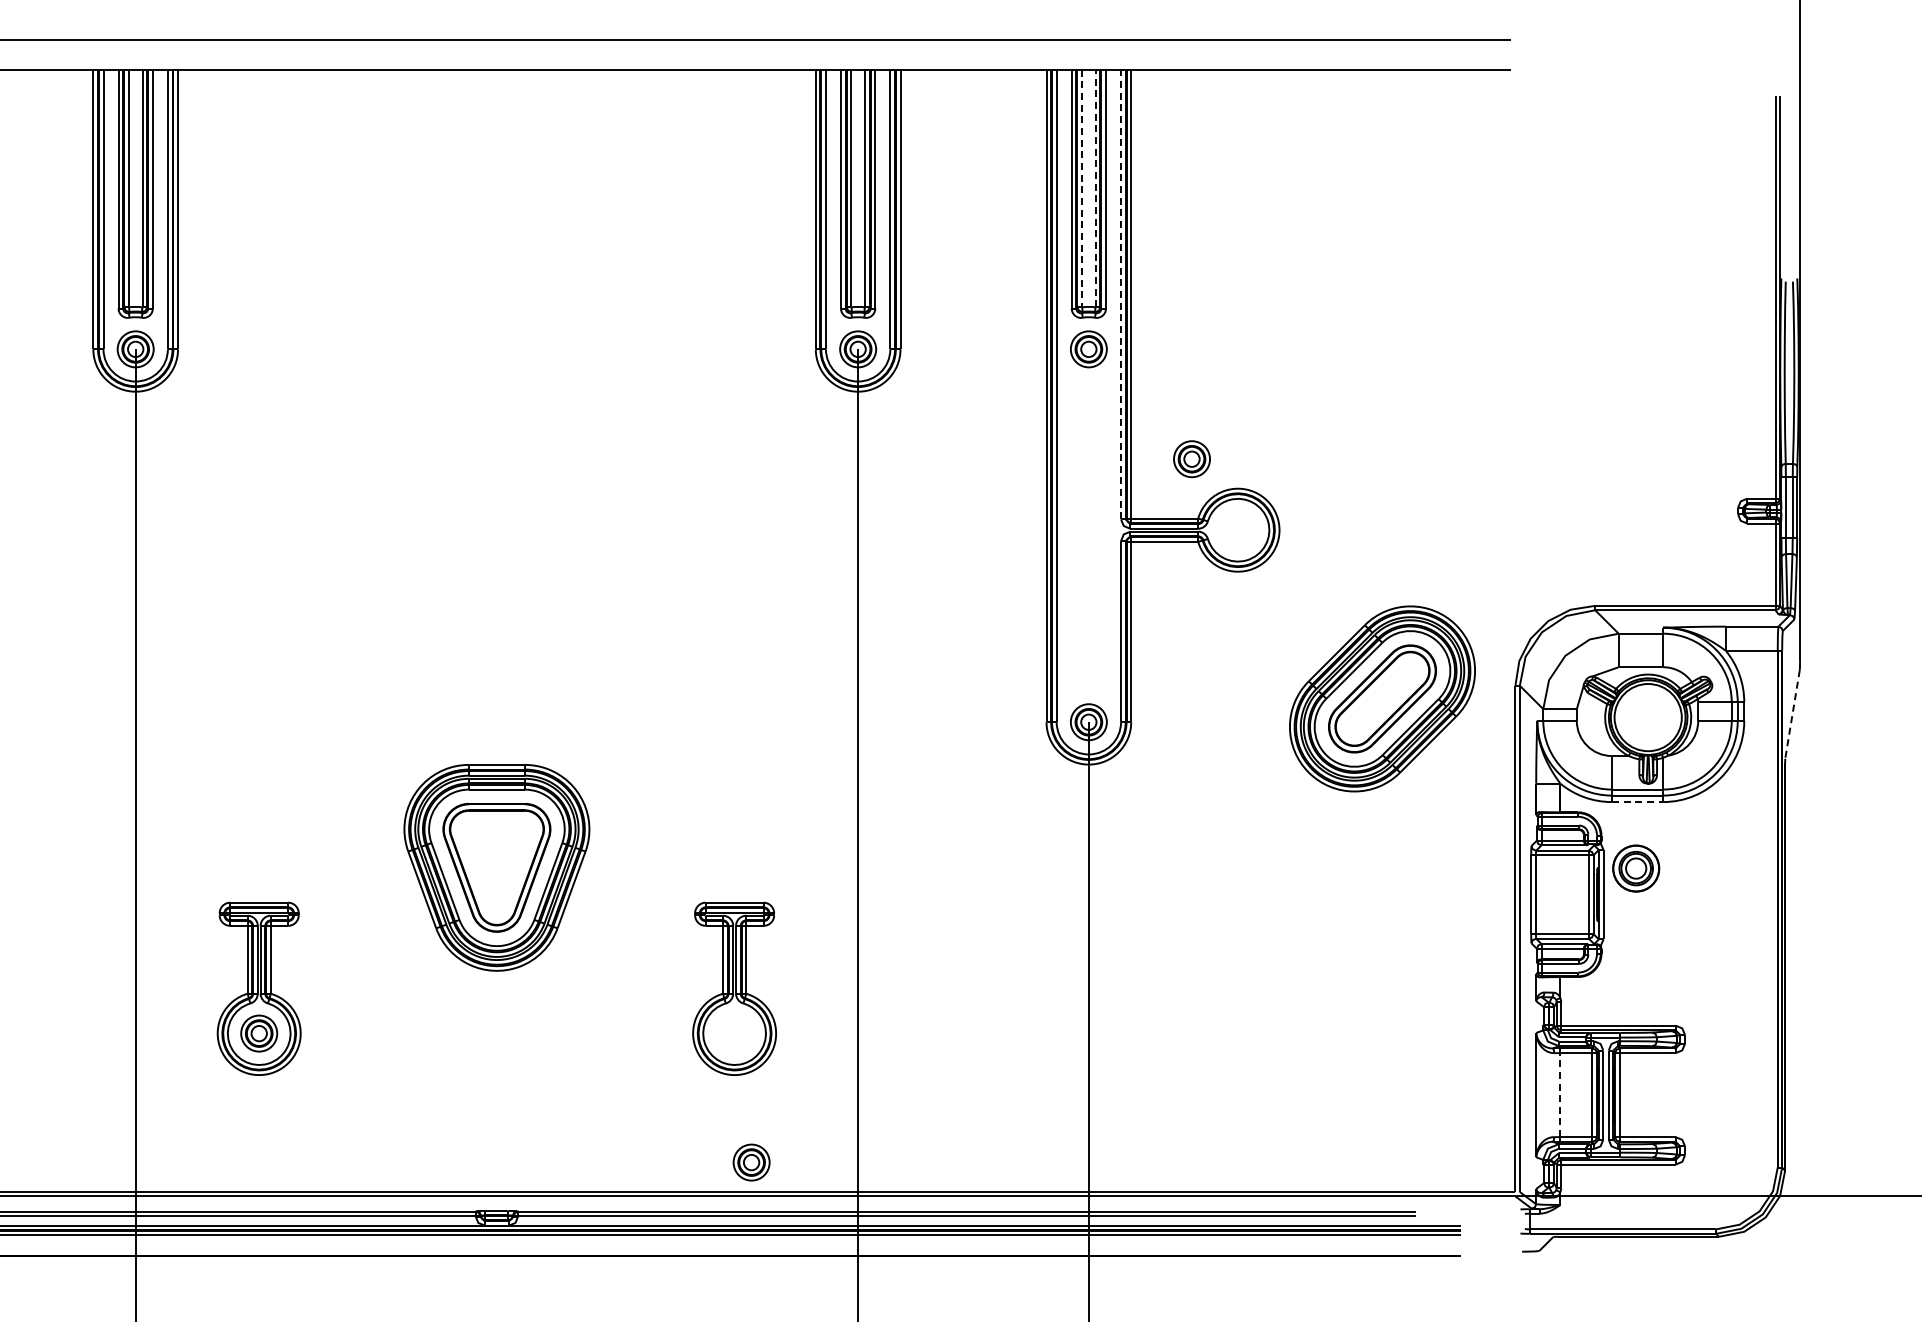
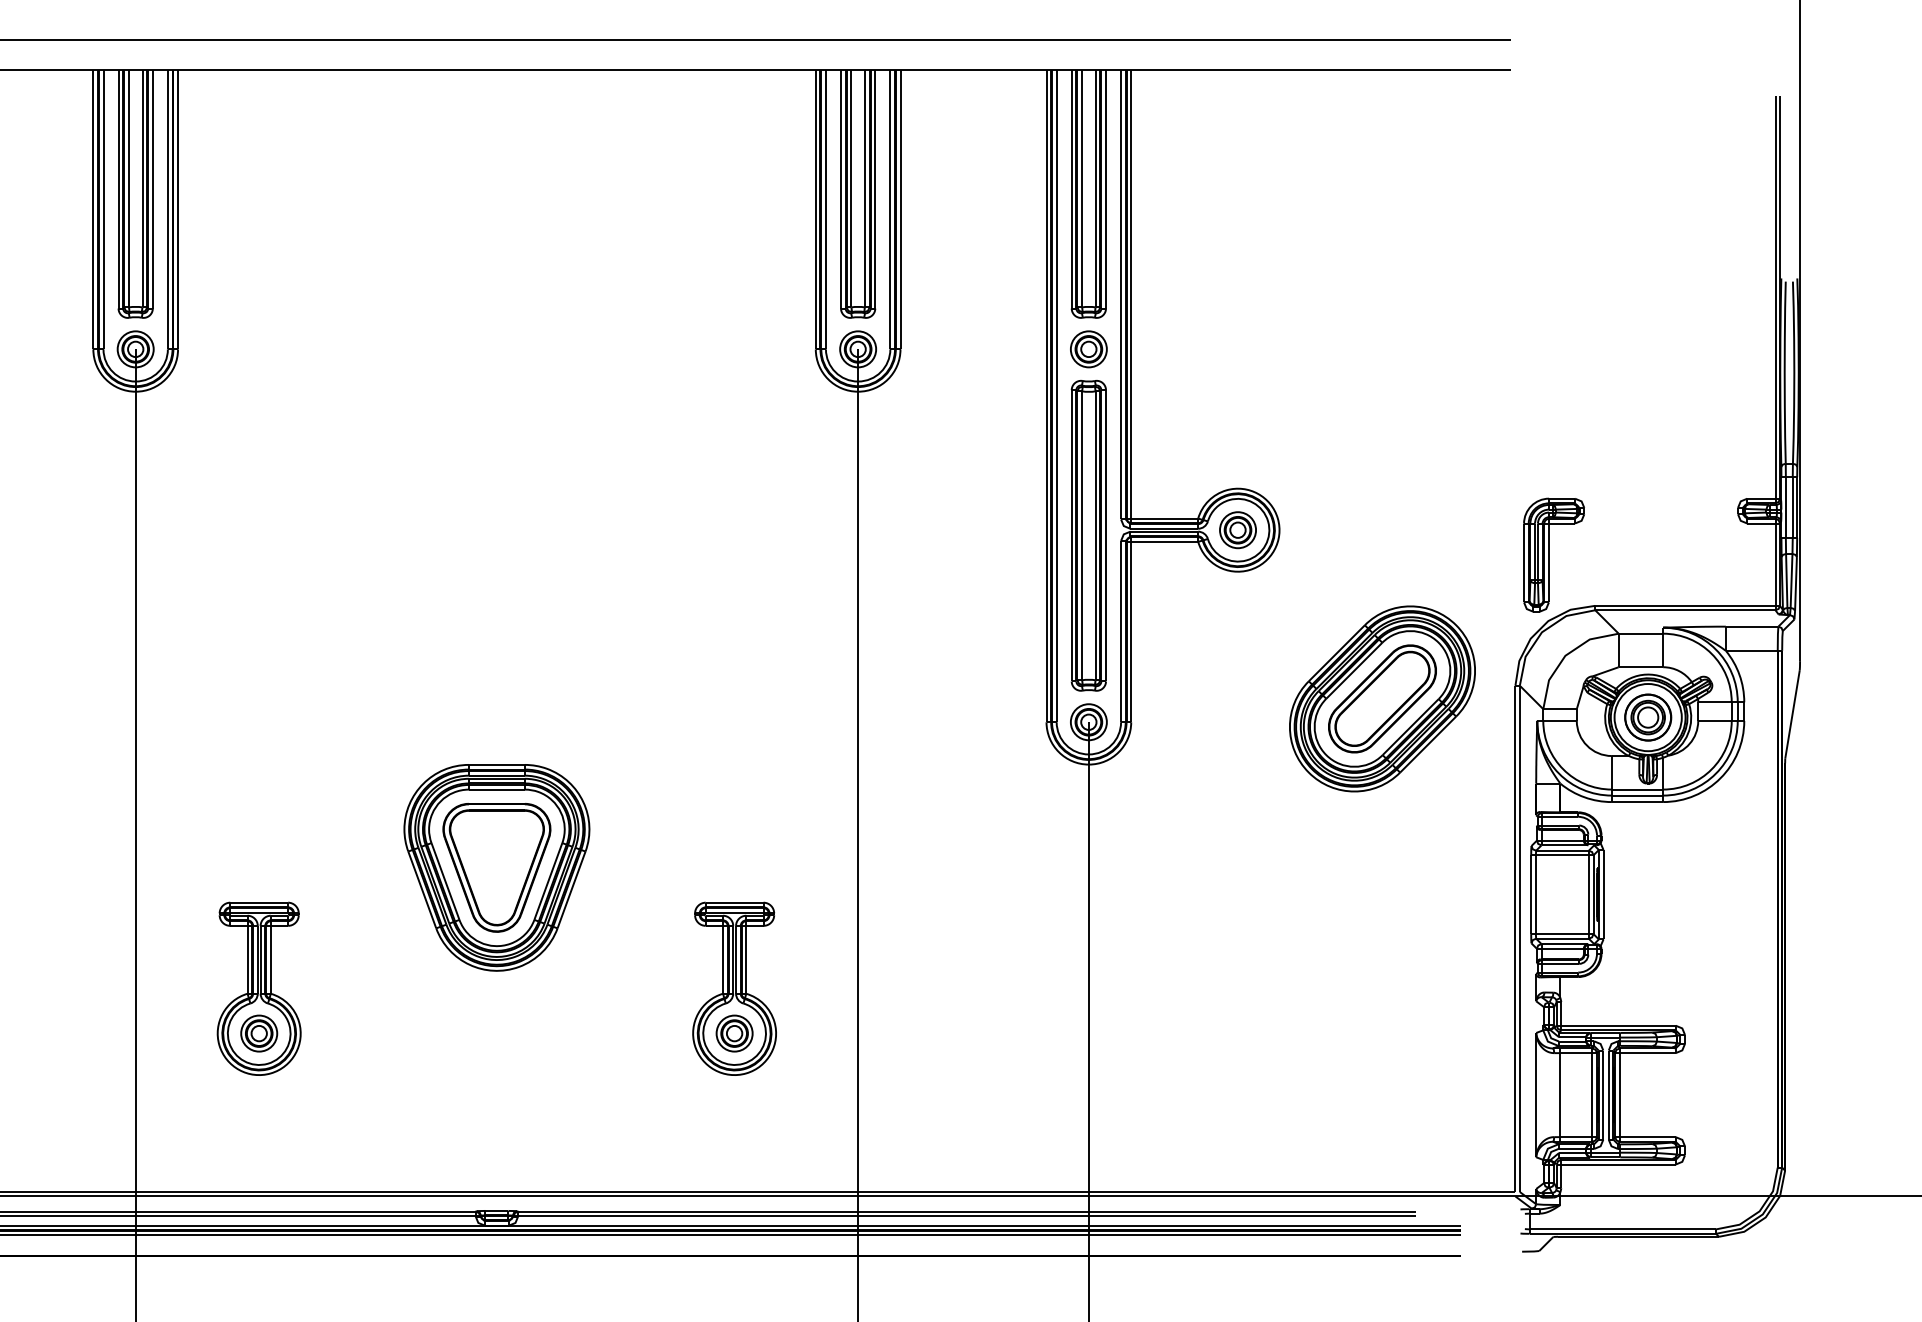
line: dashed -> solid (1082, 188)
line: dashed -> solid (1095, 188)
line: dashed -> solid (1121, 294)
part position: (1191, 459) -> (1237, 530) (1237, 530)
part: none -> present (1088, 535)
part: none -> present (1553, 554)
line: dashed -> solid (1792, 714)
line: dashed -> solid (1637, 802)
part position: (1636, 868) -> (1648, 717) (1648, 717)
line: dashed -> solid (1560, 1094)
part position: (751, 1162) -> (734, 1033) (734, 1033)
